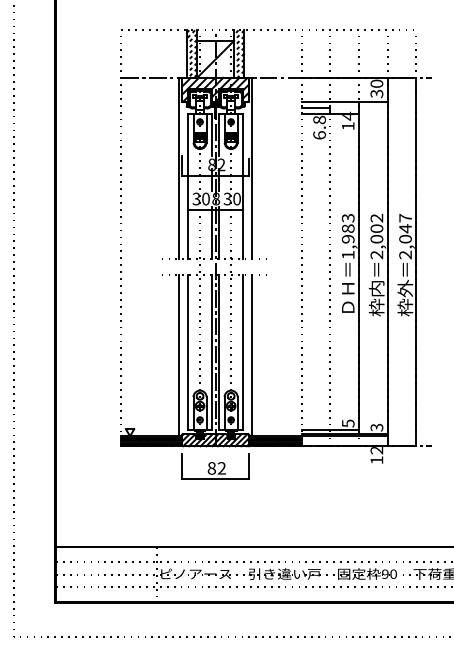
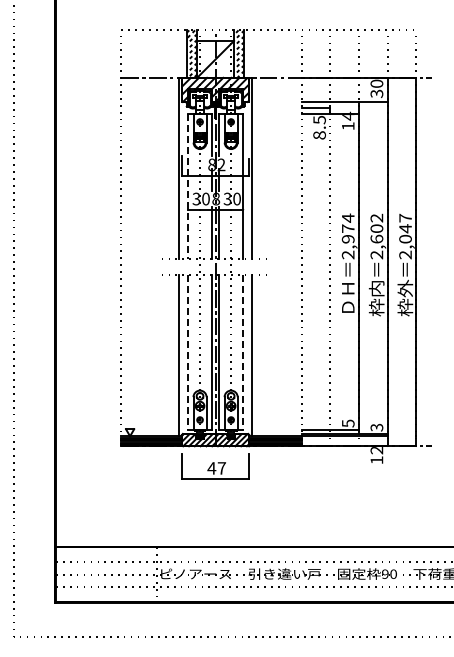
text: 6.8 -> 8.5 (319, 127)
line: solid -> dashed (187, 186)
text: 1,983 -> 2,974 (347, 236)
text: 2,002 -> 2,602 (376, 238)
line: solid -> dashed (187, 353)
line: solid -> dashed (243, 353)
text: 82 -> 47 (216, 468)
